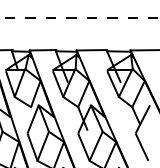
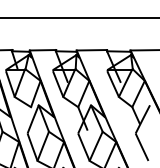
line: dashed -> solid (79, 18)
